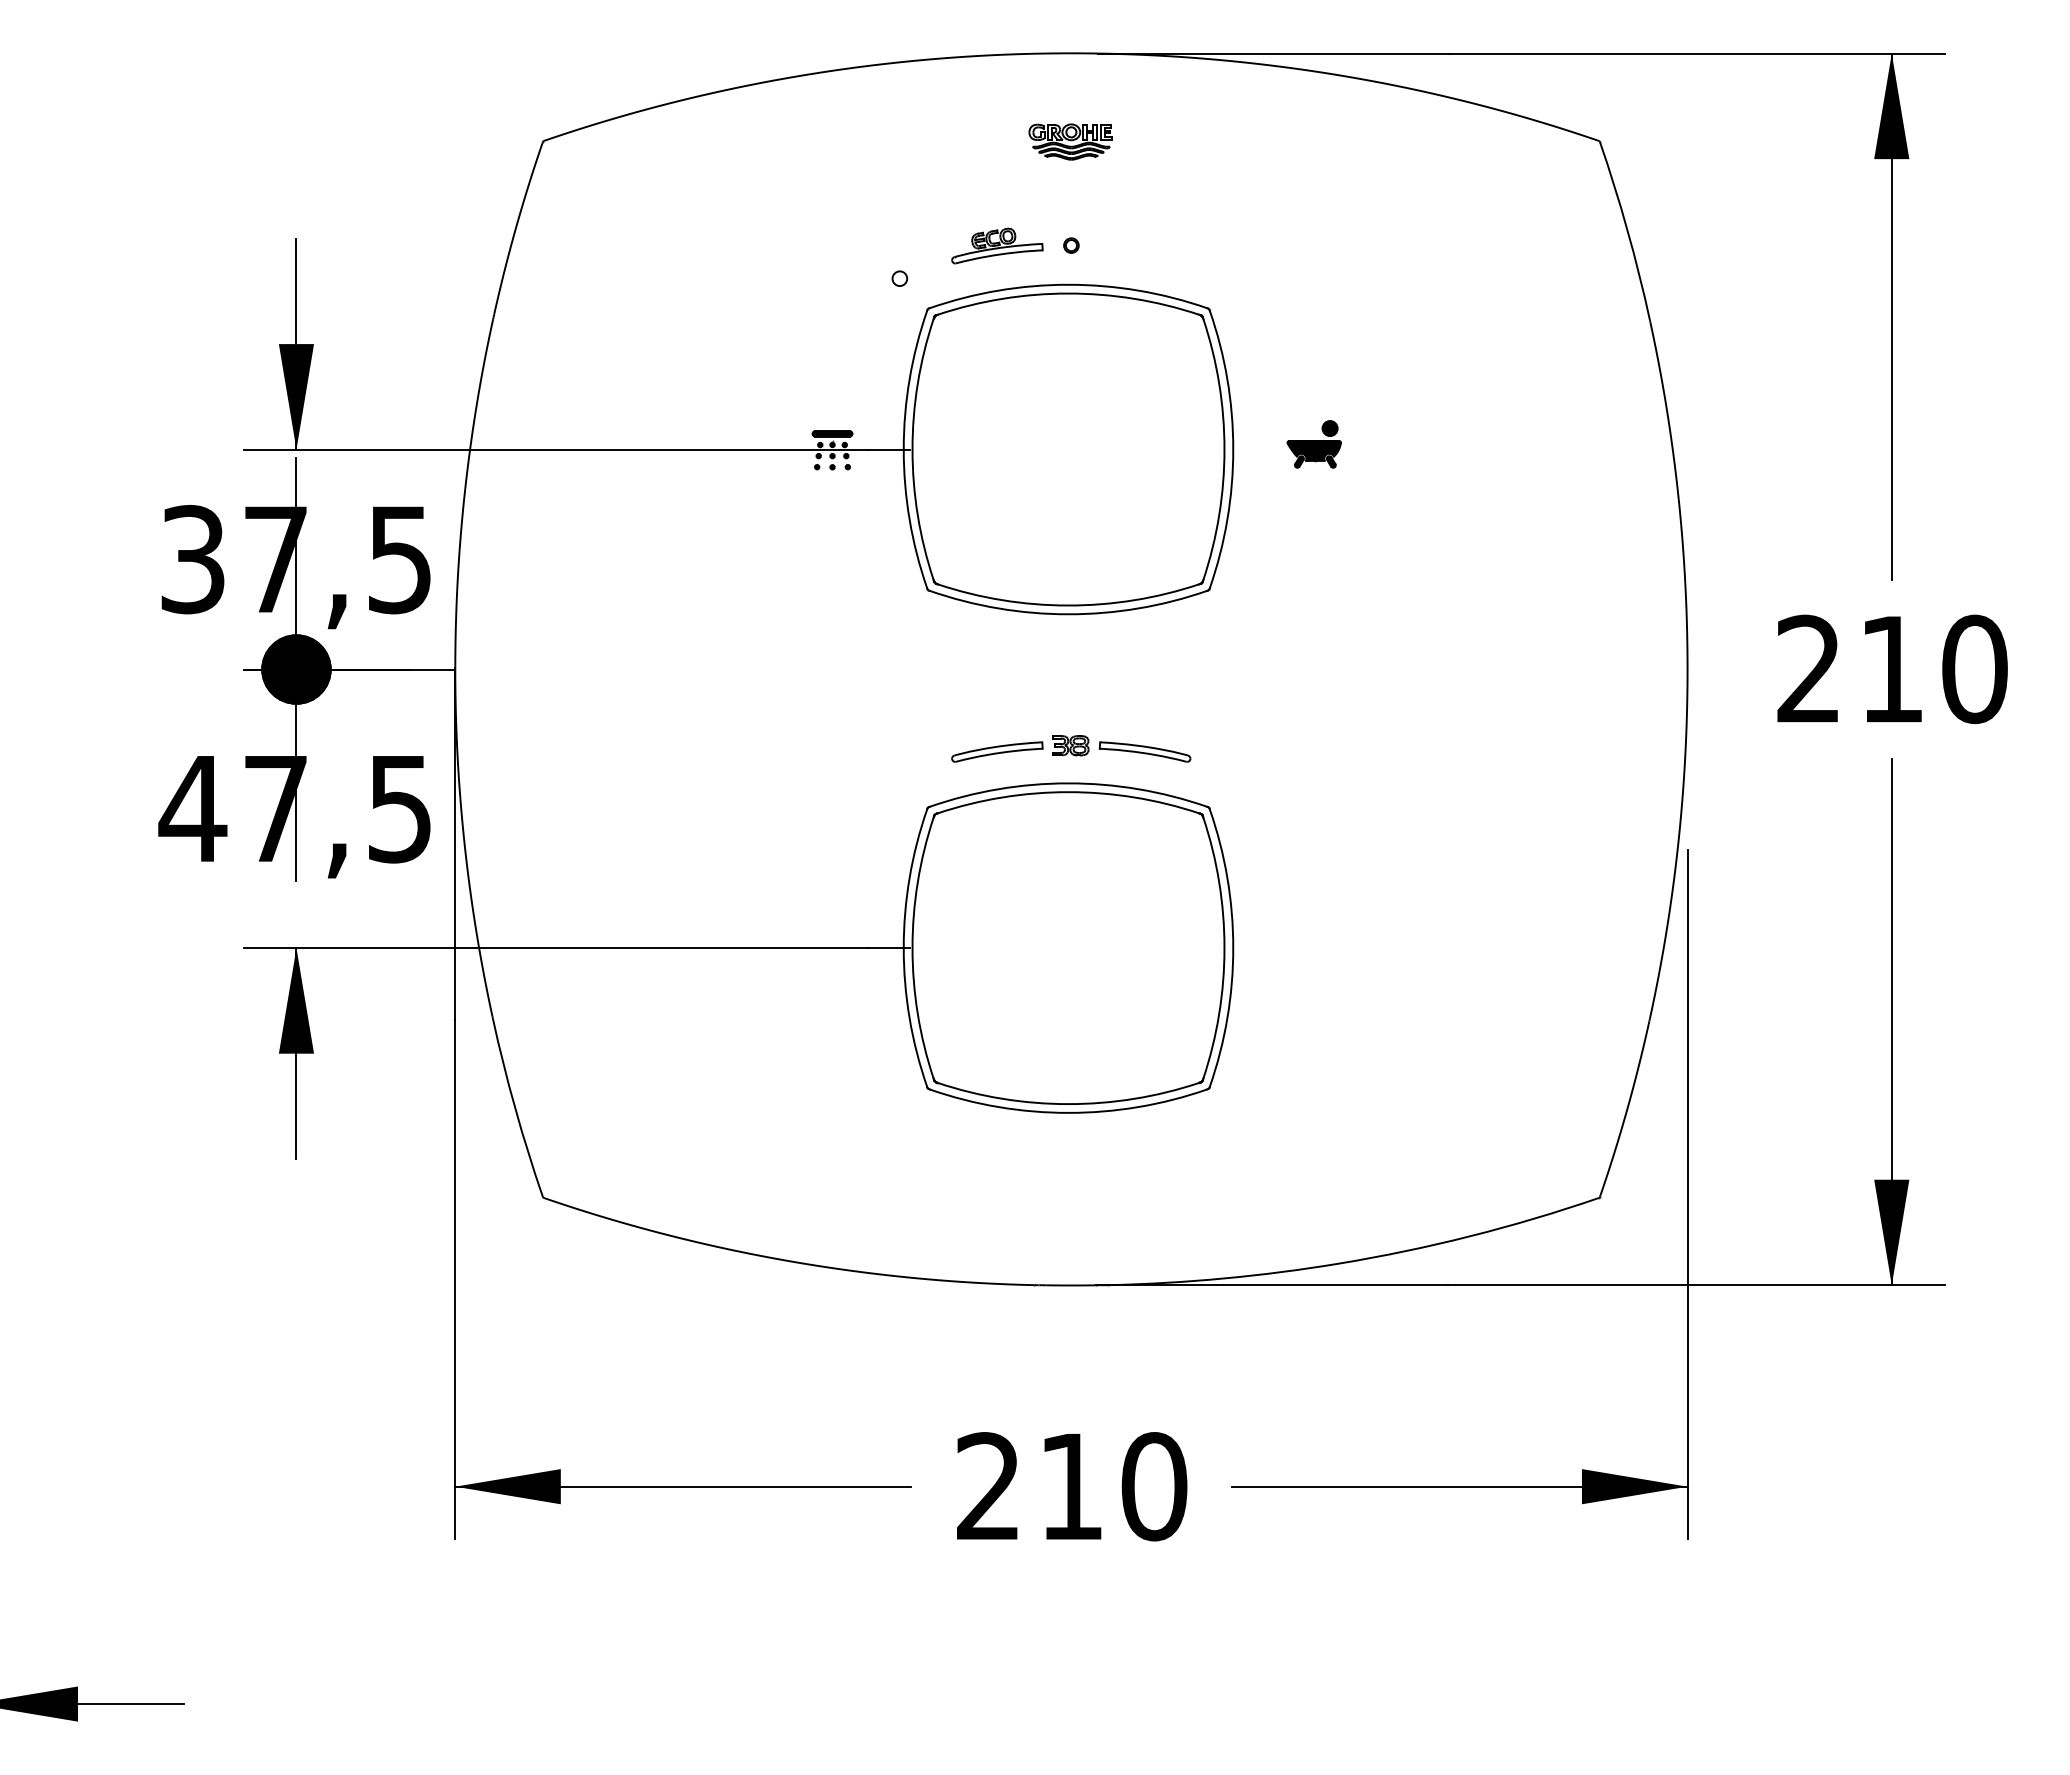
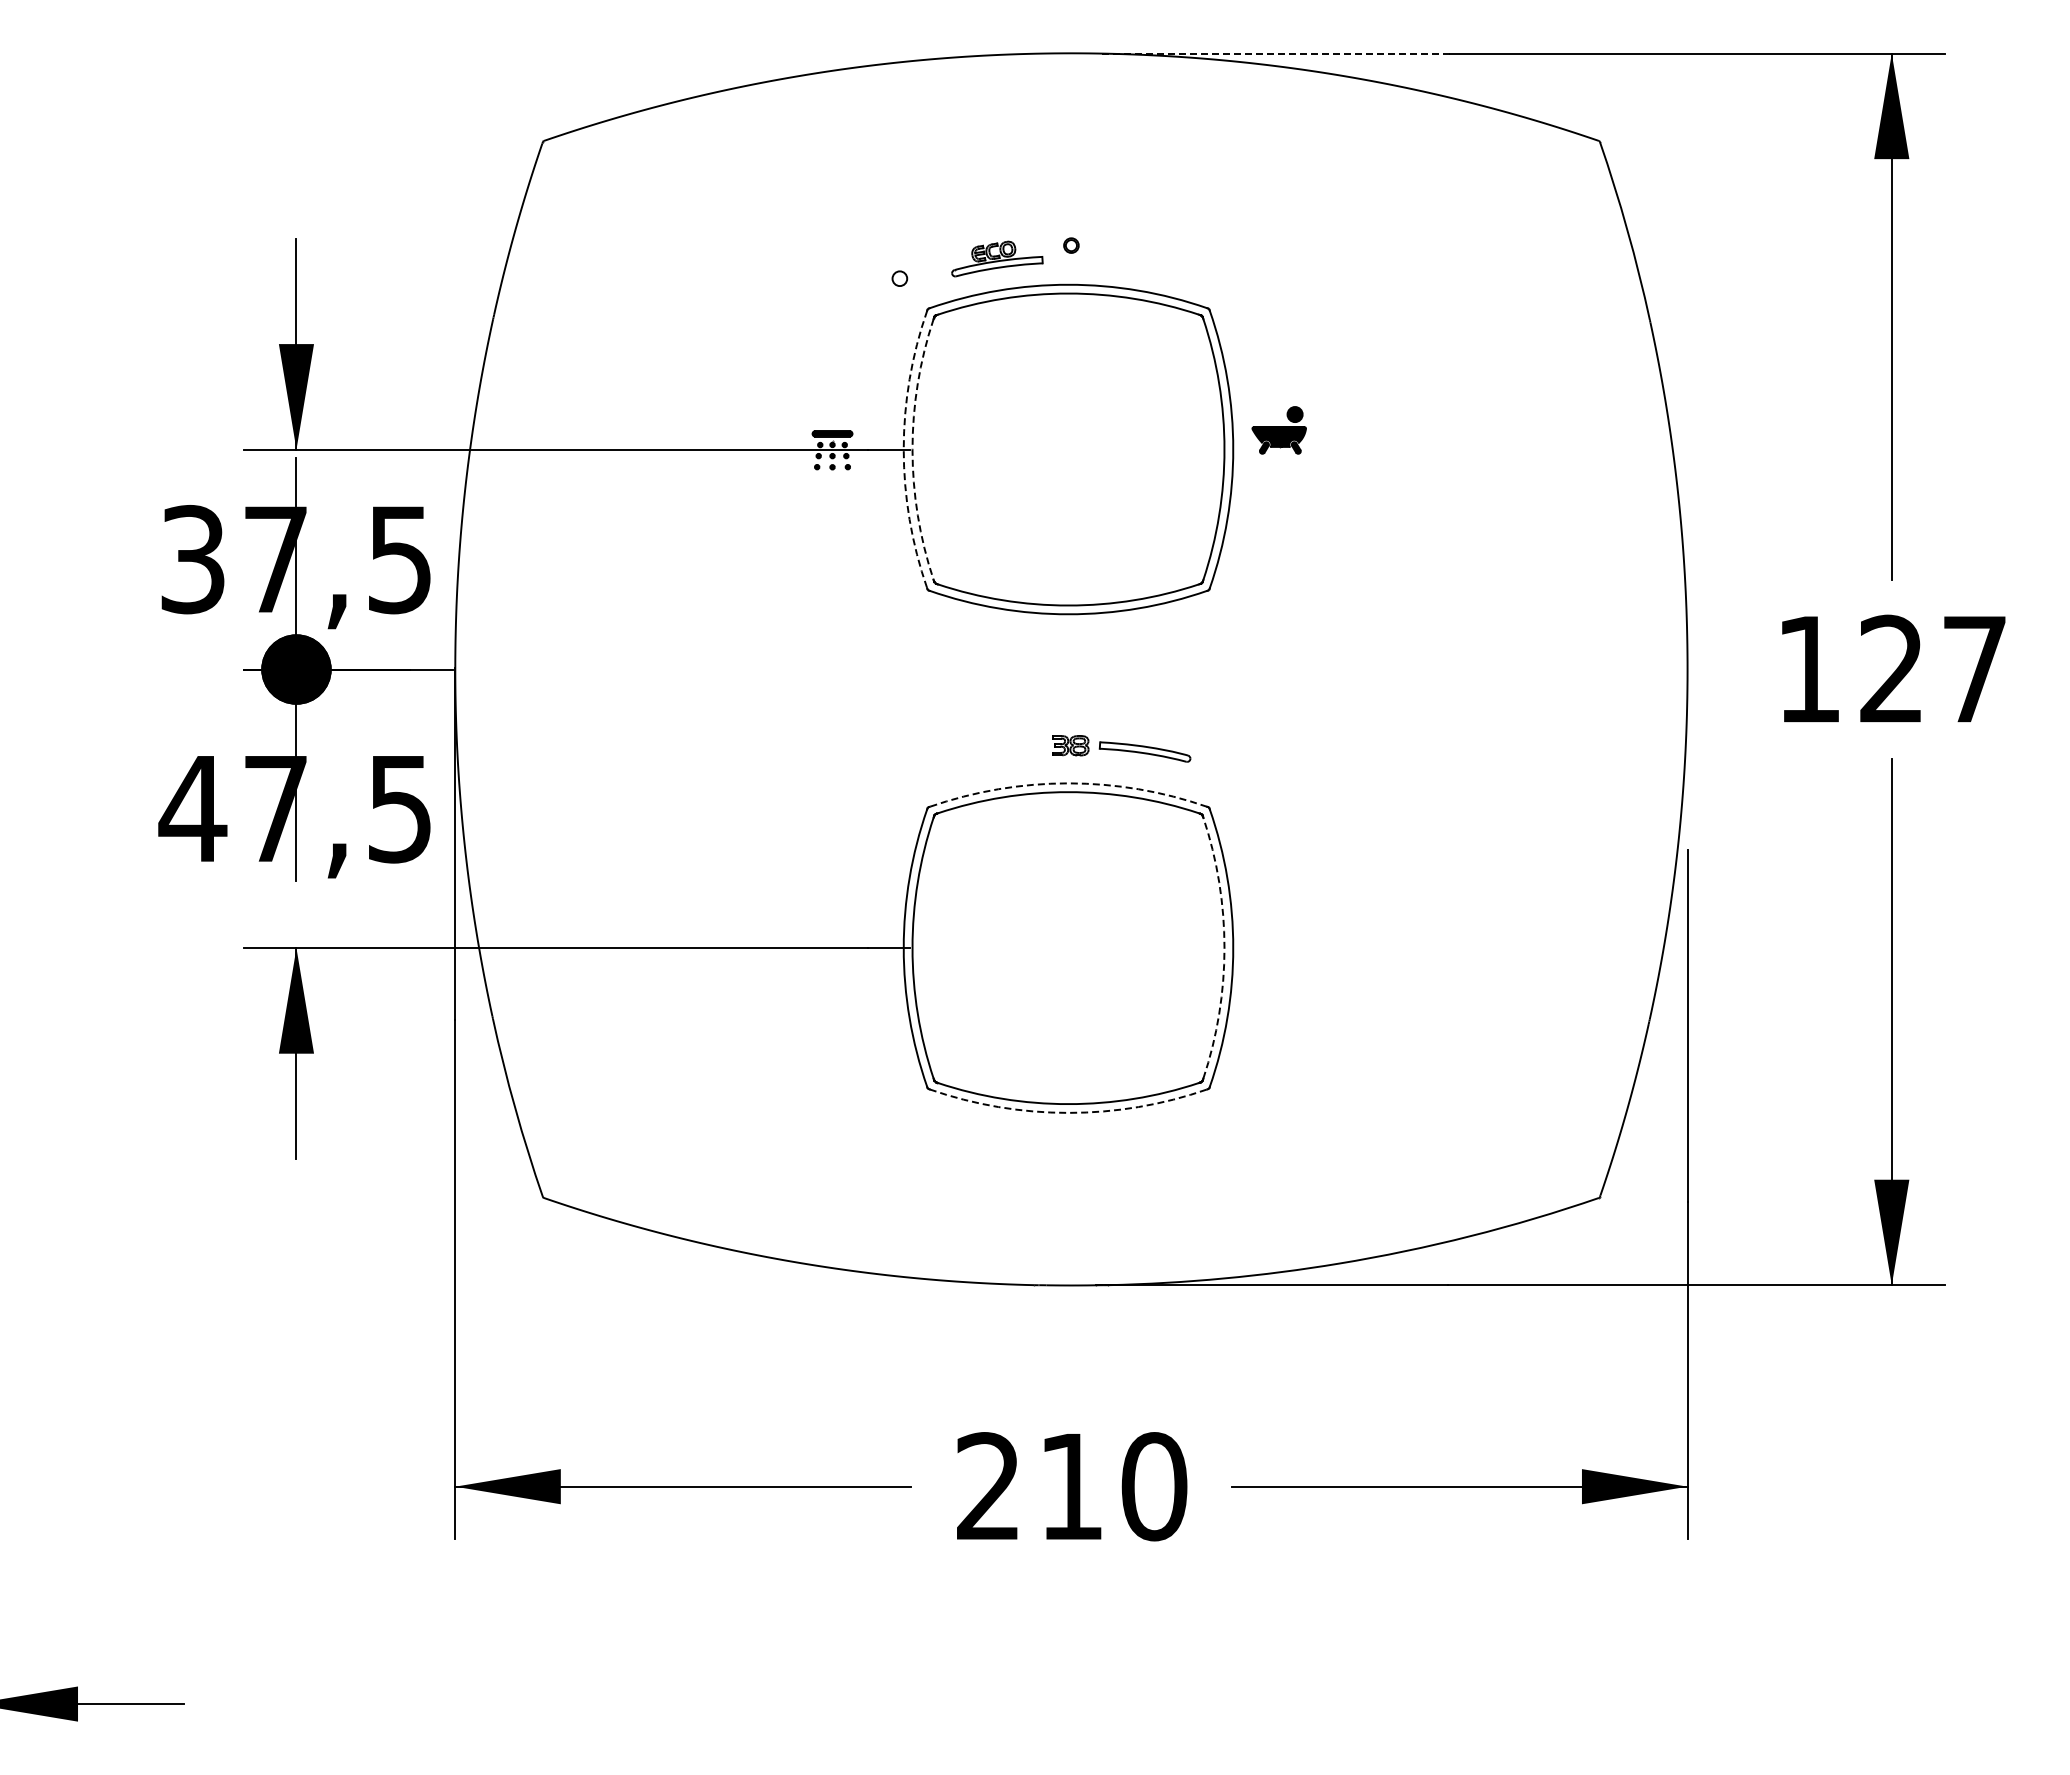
line: solid -> dashed (1273, 53)
part: present -> none (1070, 141)
part position: (997, 245) -> (997, 258) (997, 258)
part position: (1313, 444) -> (1278, 430) (1278, 430)
arc: solid -> dashed (903, 449)
arc: solid -> dashed (912, 449)
text: 210 -> 127 (1892, 669)
part: present -> none (997, 751)
arc: solid -> dashed (1068, 783)
arc: solid -> dashed (1224, 948)
arc: solid -> dashed (1068, 1112)
